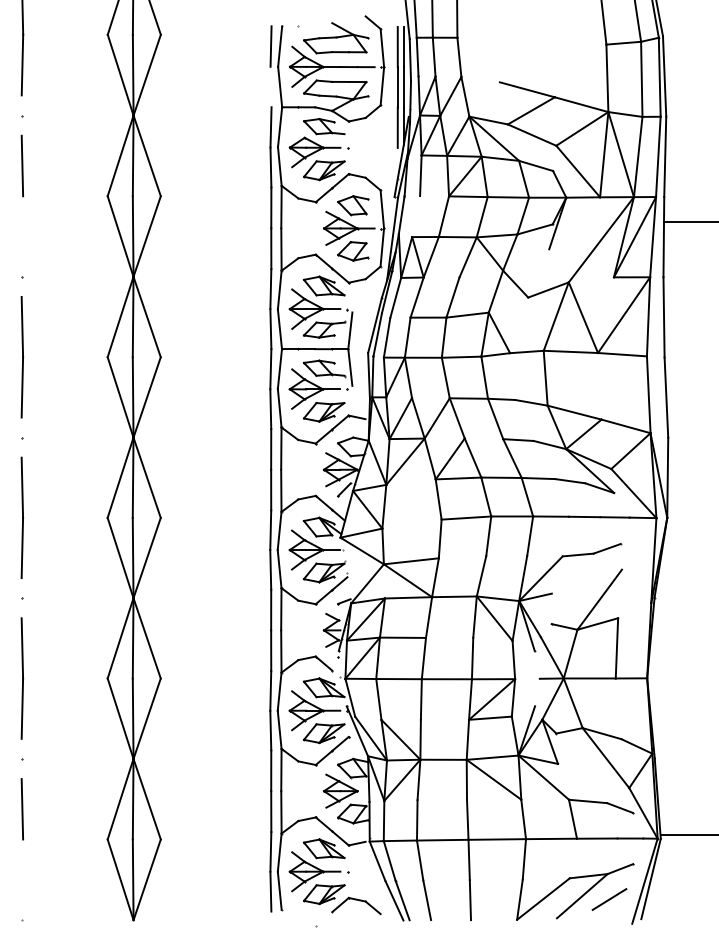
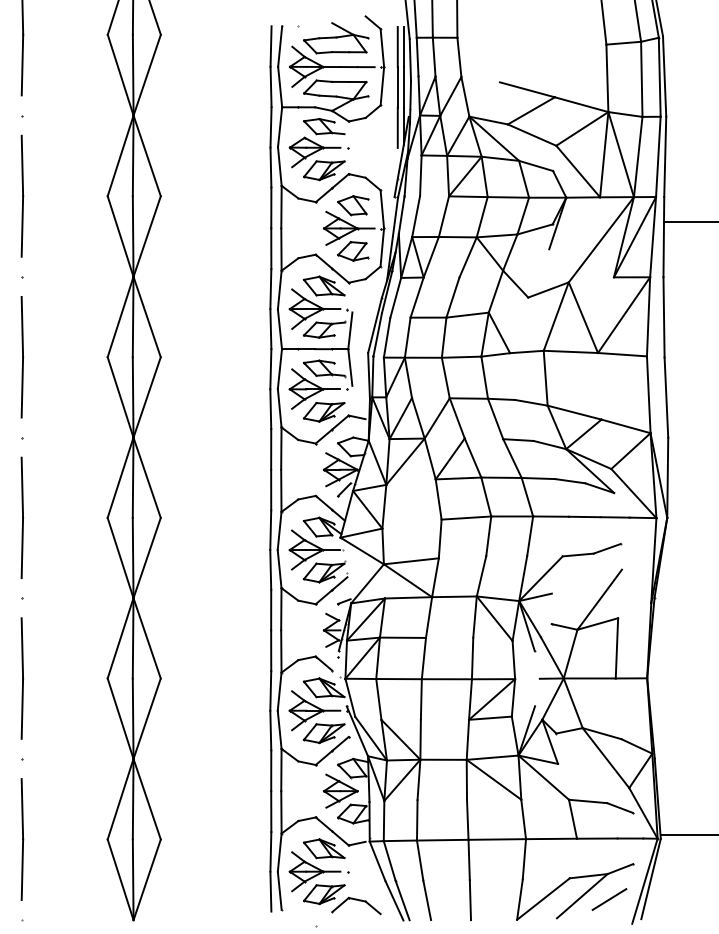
line: none -> present (270, 86)
line: none -> present (416, 216)
line: none -> present (22, 226)
line: none -> present (22, 869)
